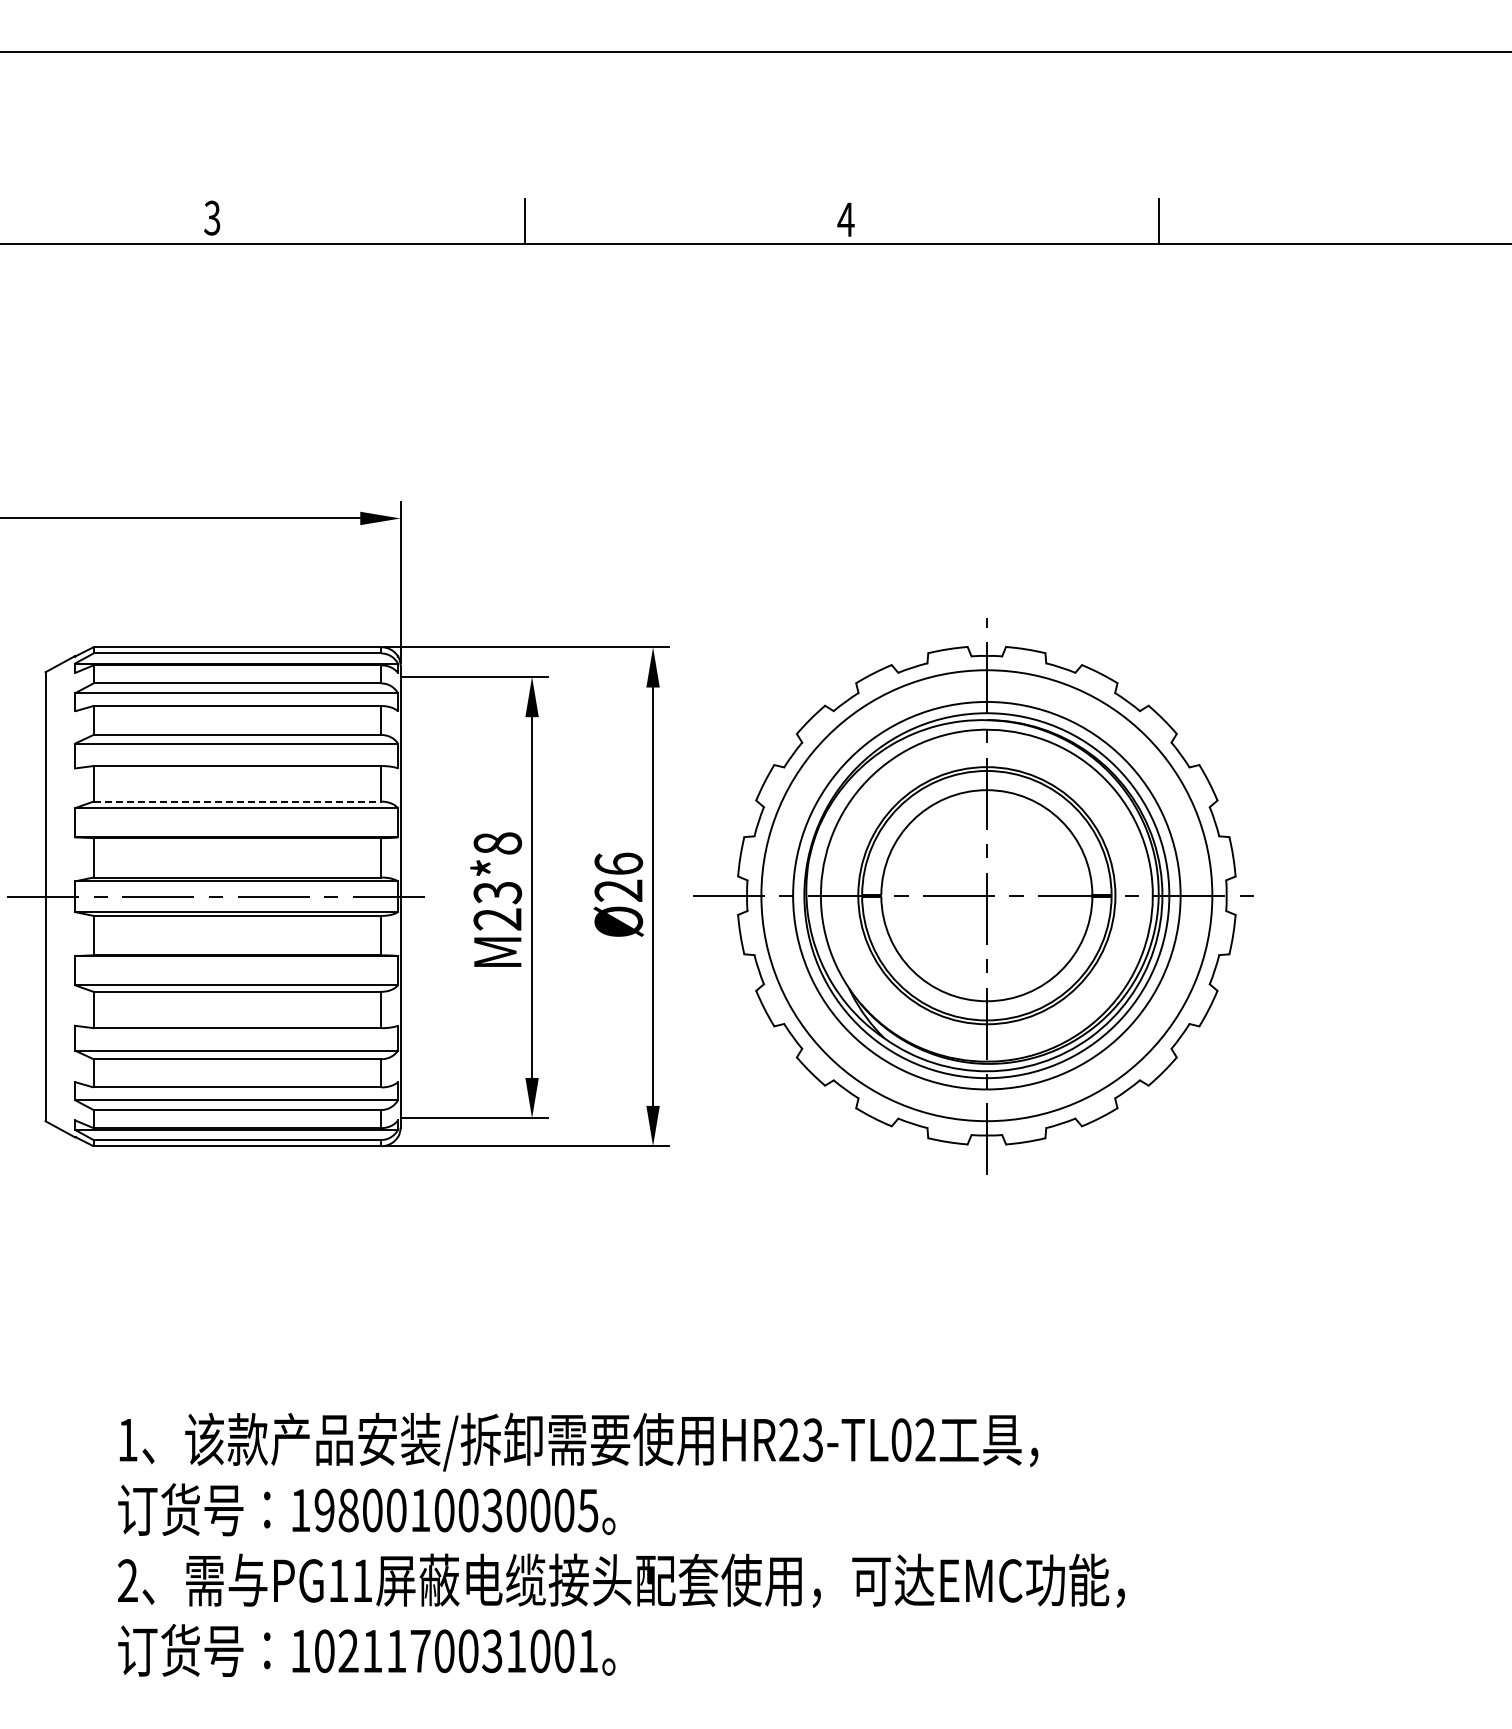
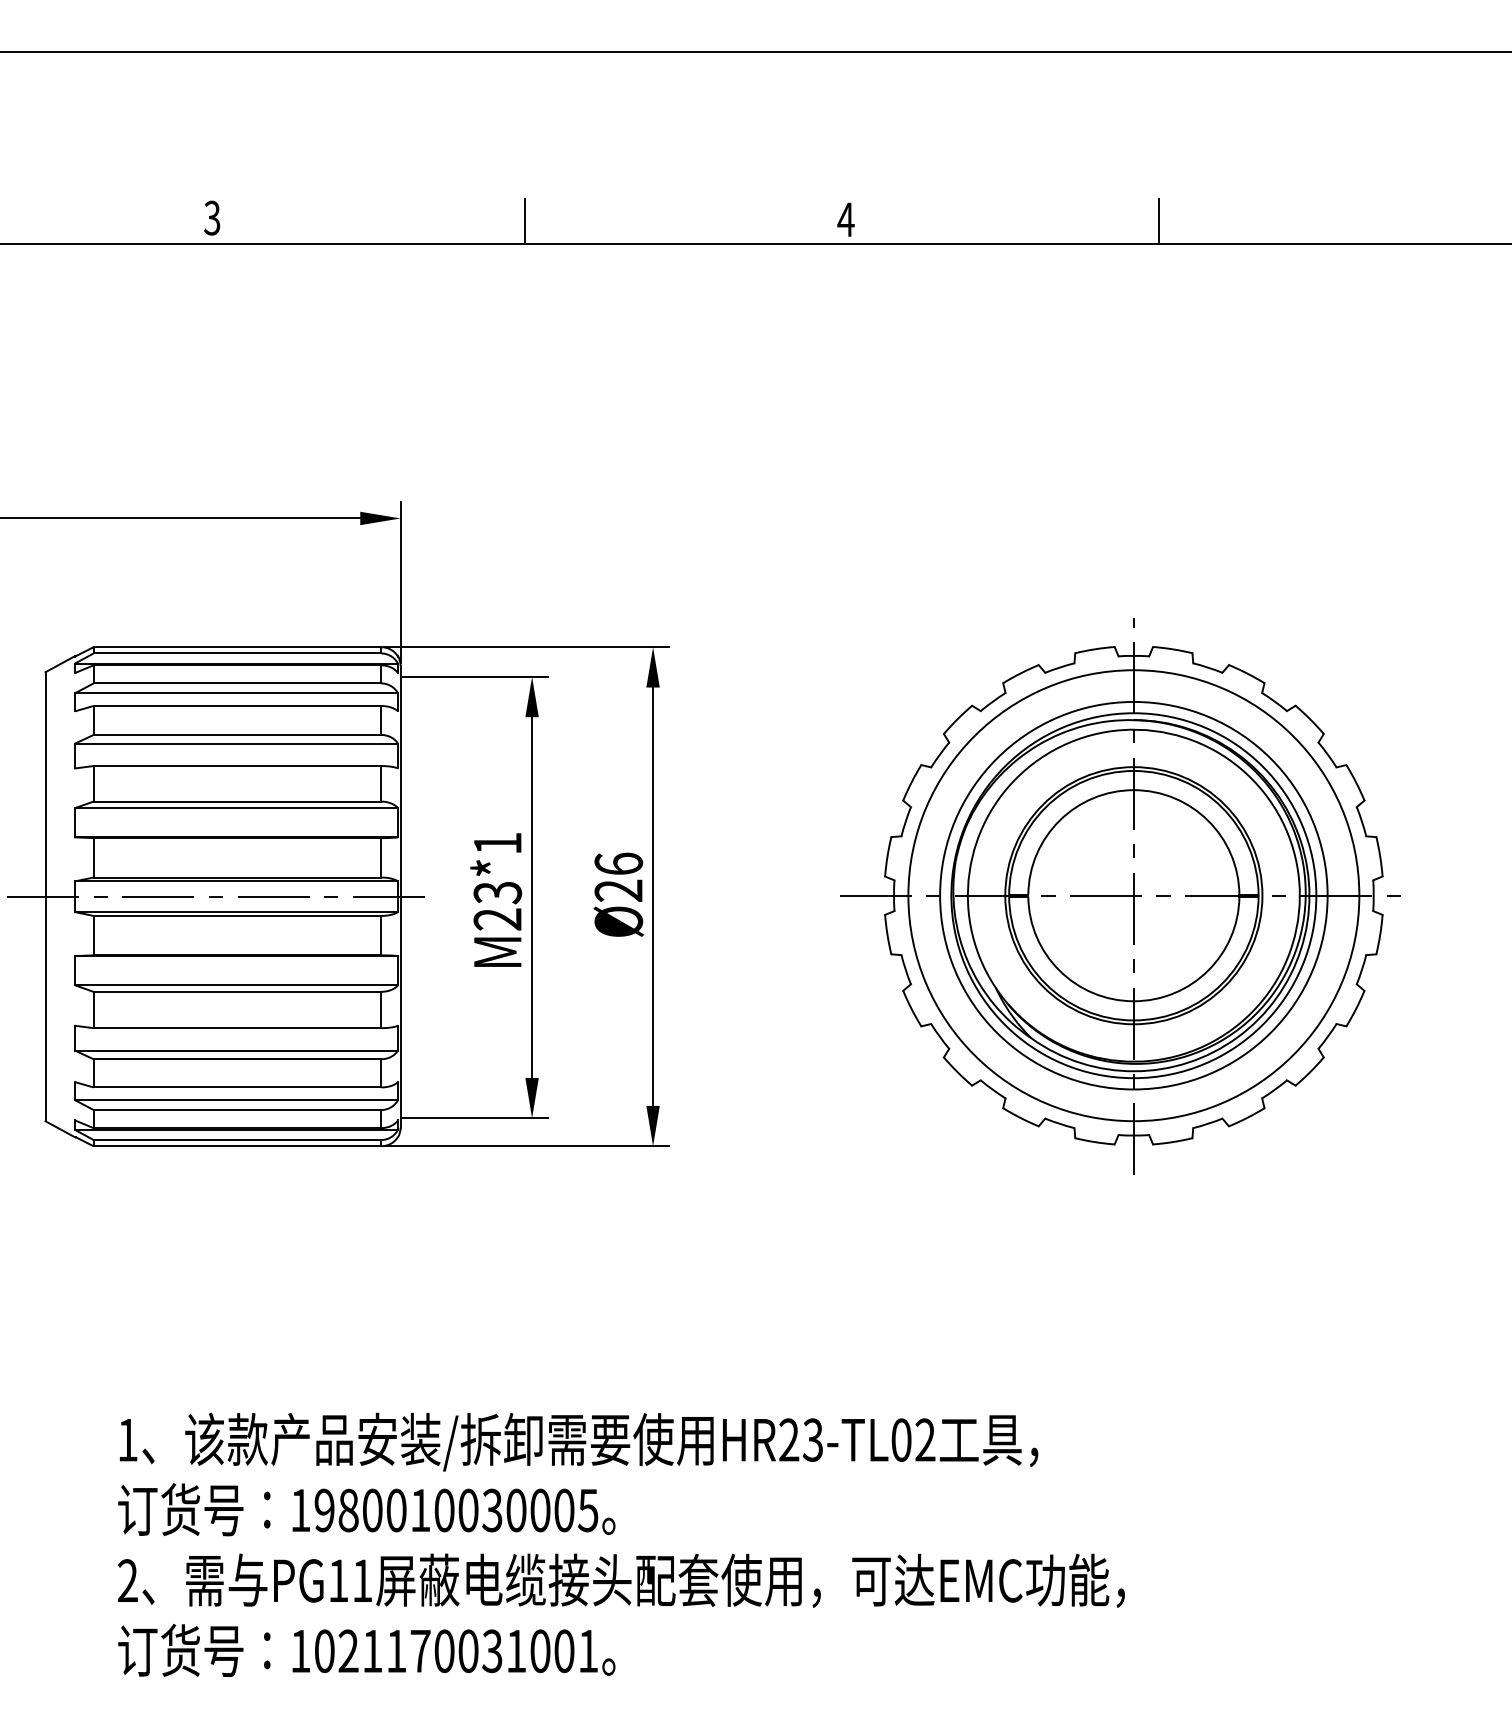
line: dashed -> solid (237, 801)
text: M23*8 -> M23*1 (497, 843)
part position: (973, 896) -> (1120, 896) (1120, 896)
